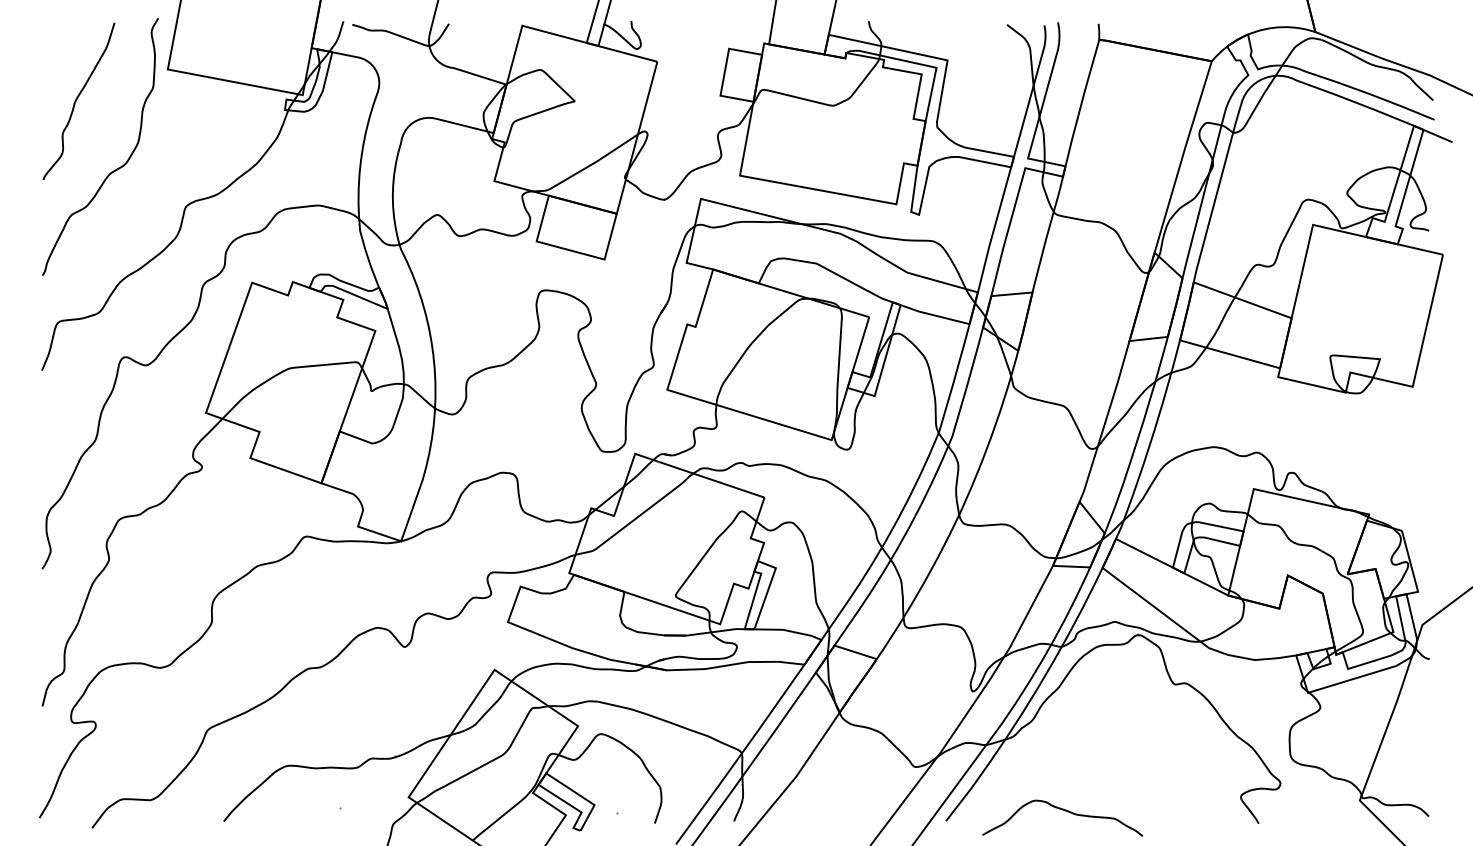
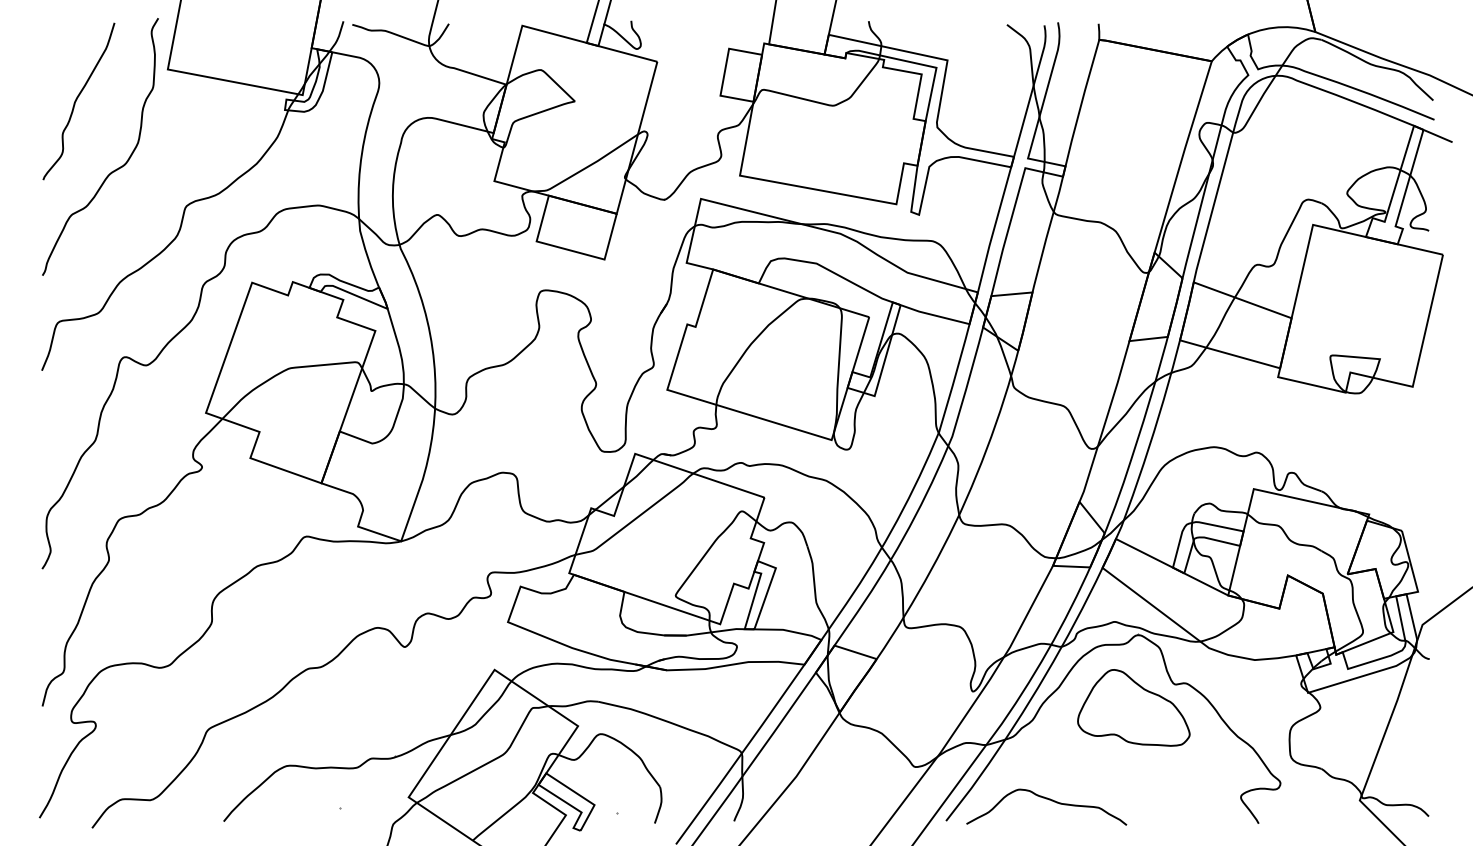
part: none -> present (1133, 707)
curve position: (1065, 811) -> (1049, 800) (1049, 800)
